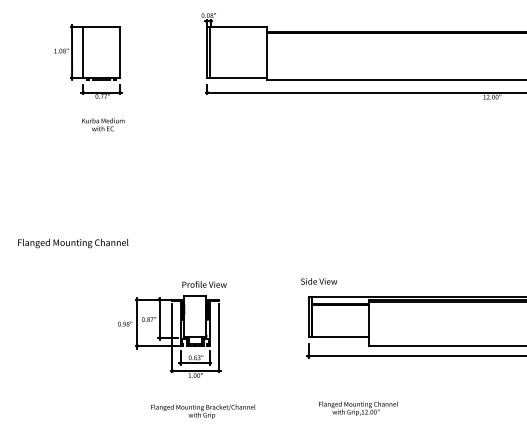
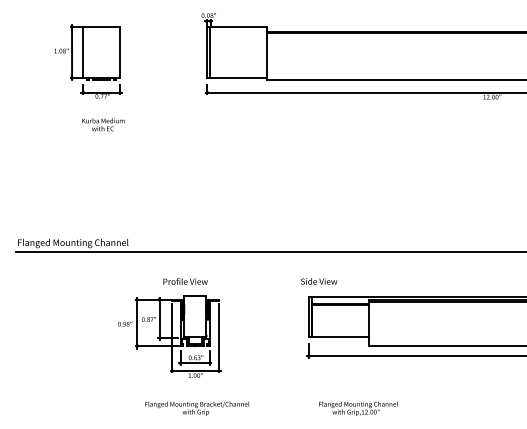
line: none -> present (269, 251)
text position: (204, 284) -> (185, 281) (185, 281)
text position: (203, 411) -> (197, 408) (197, 408)
